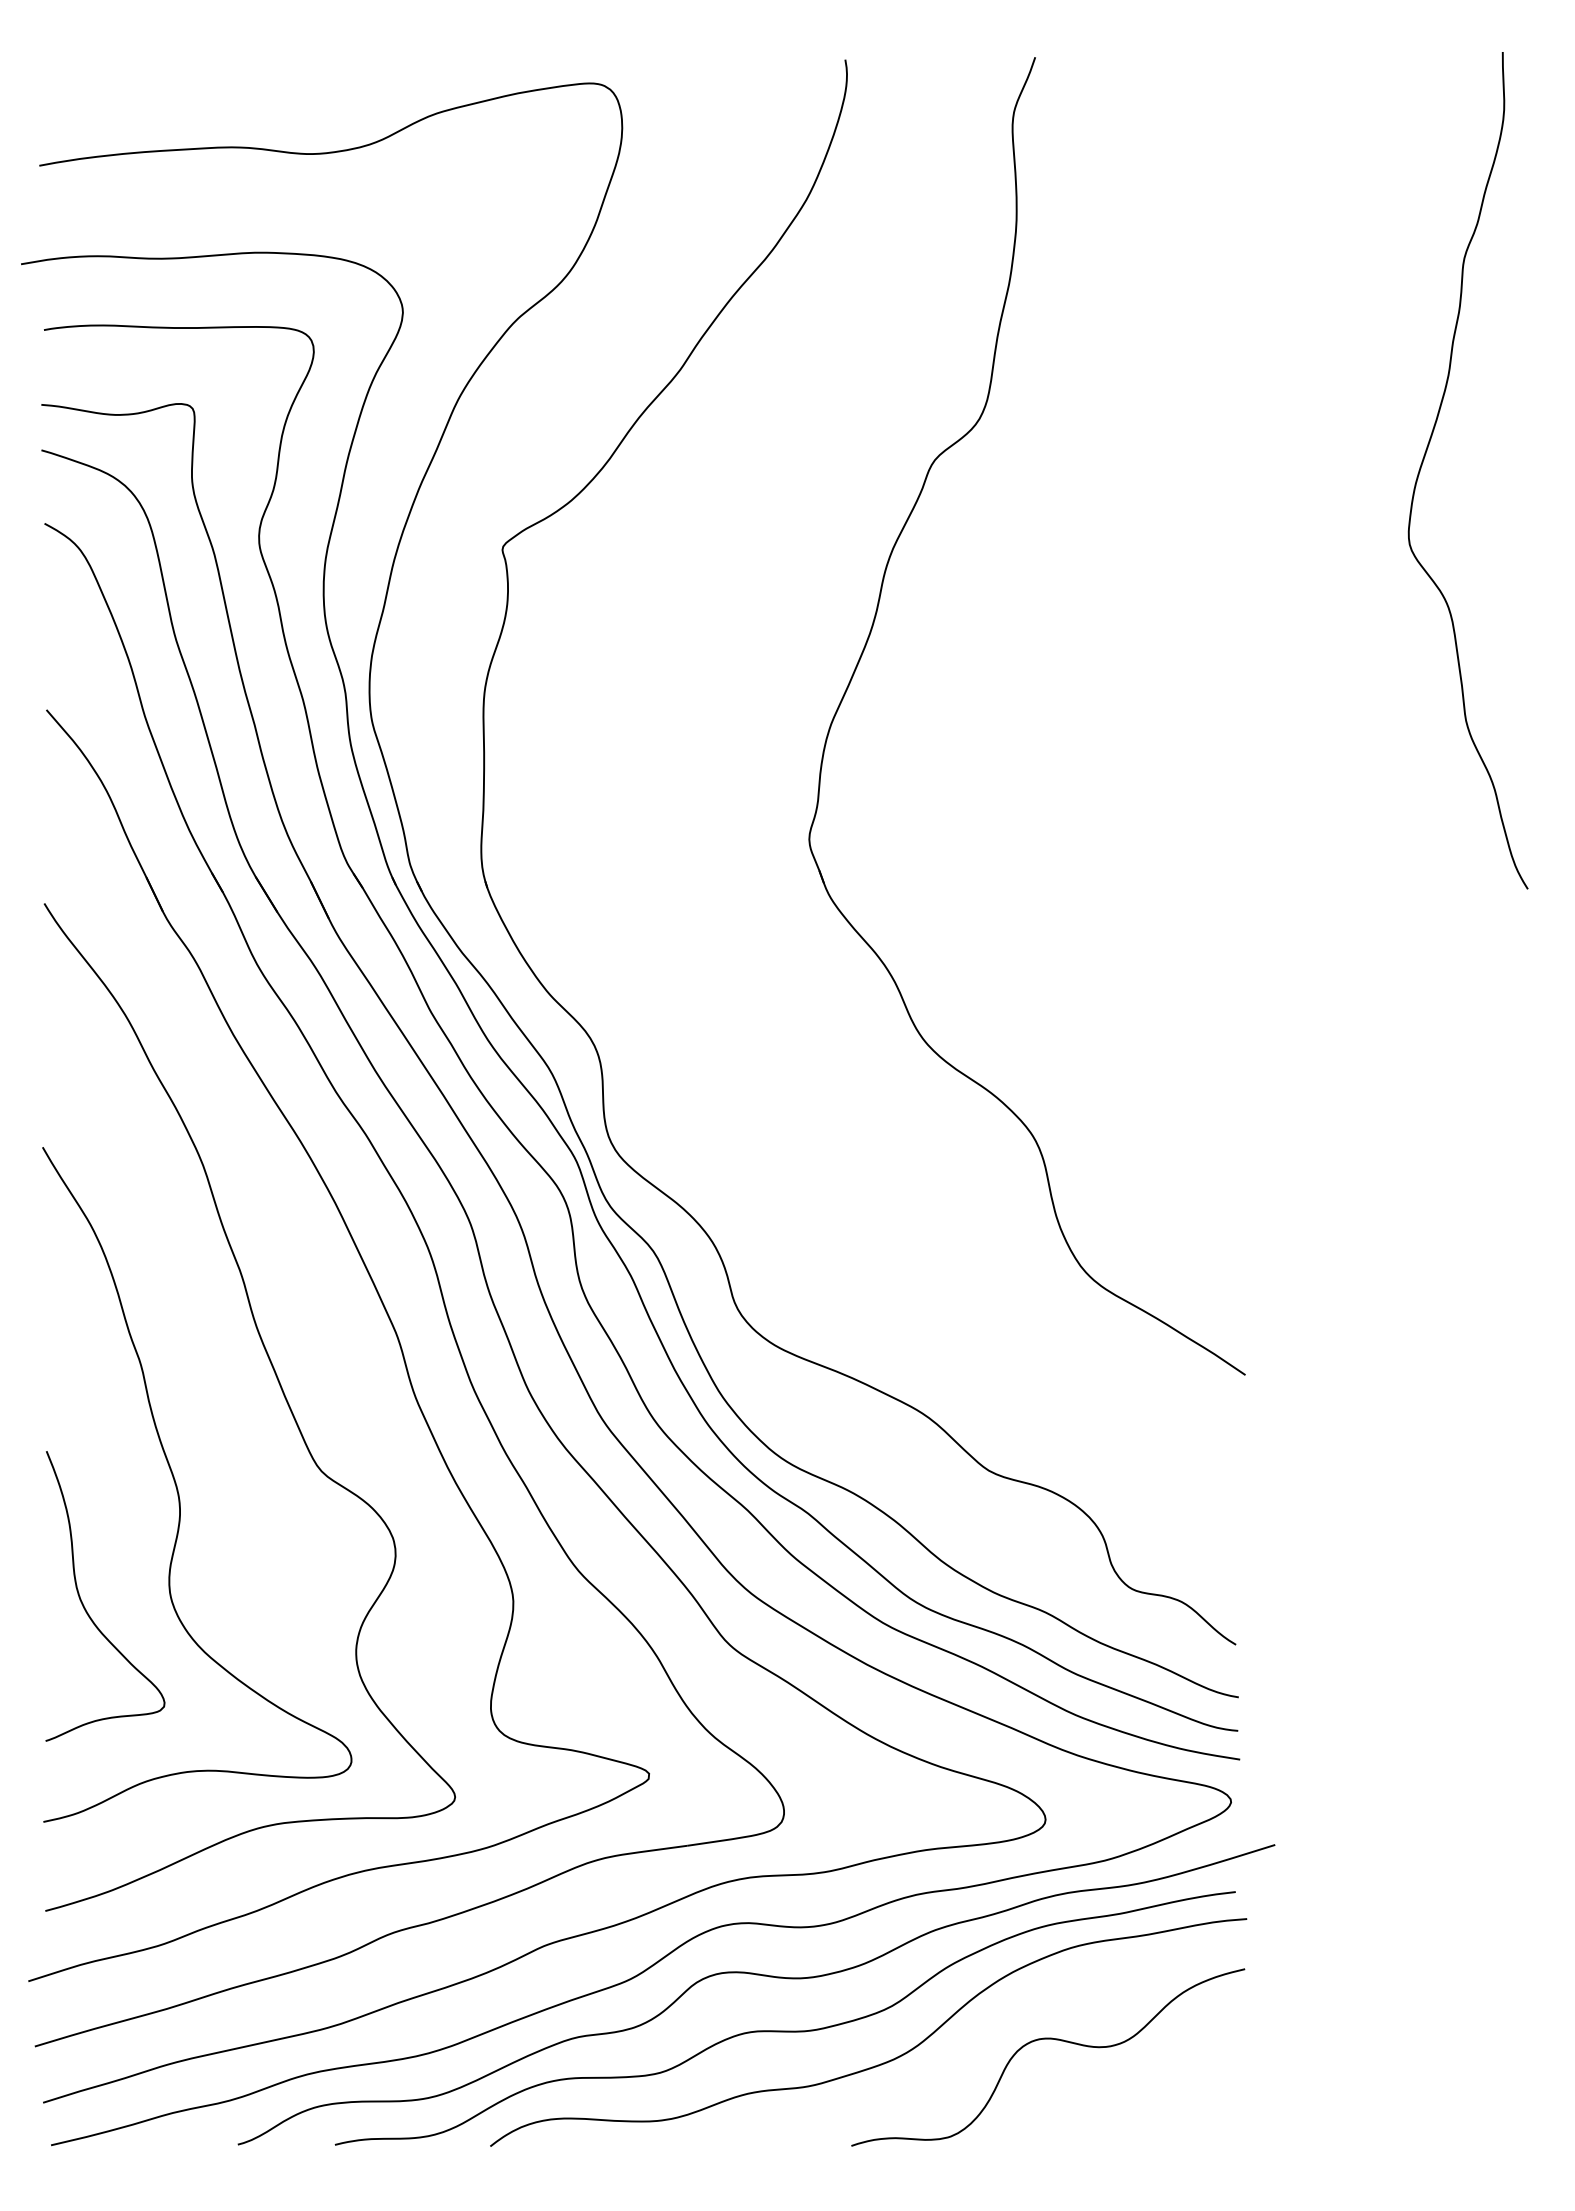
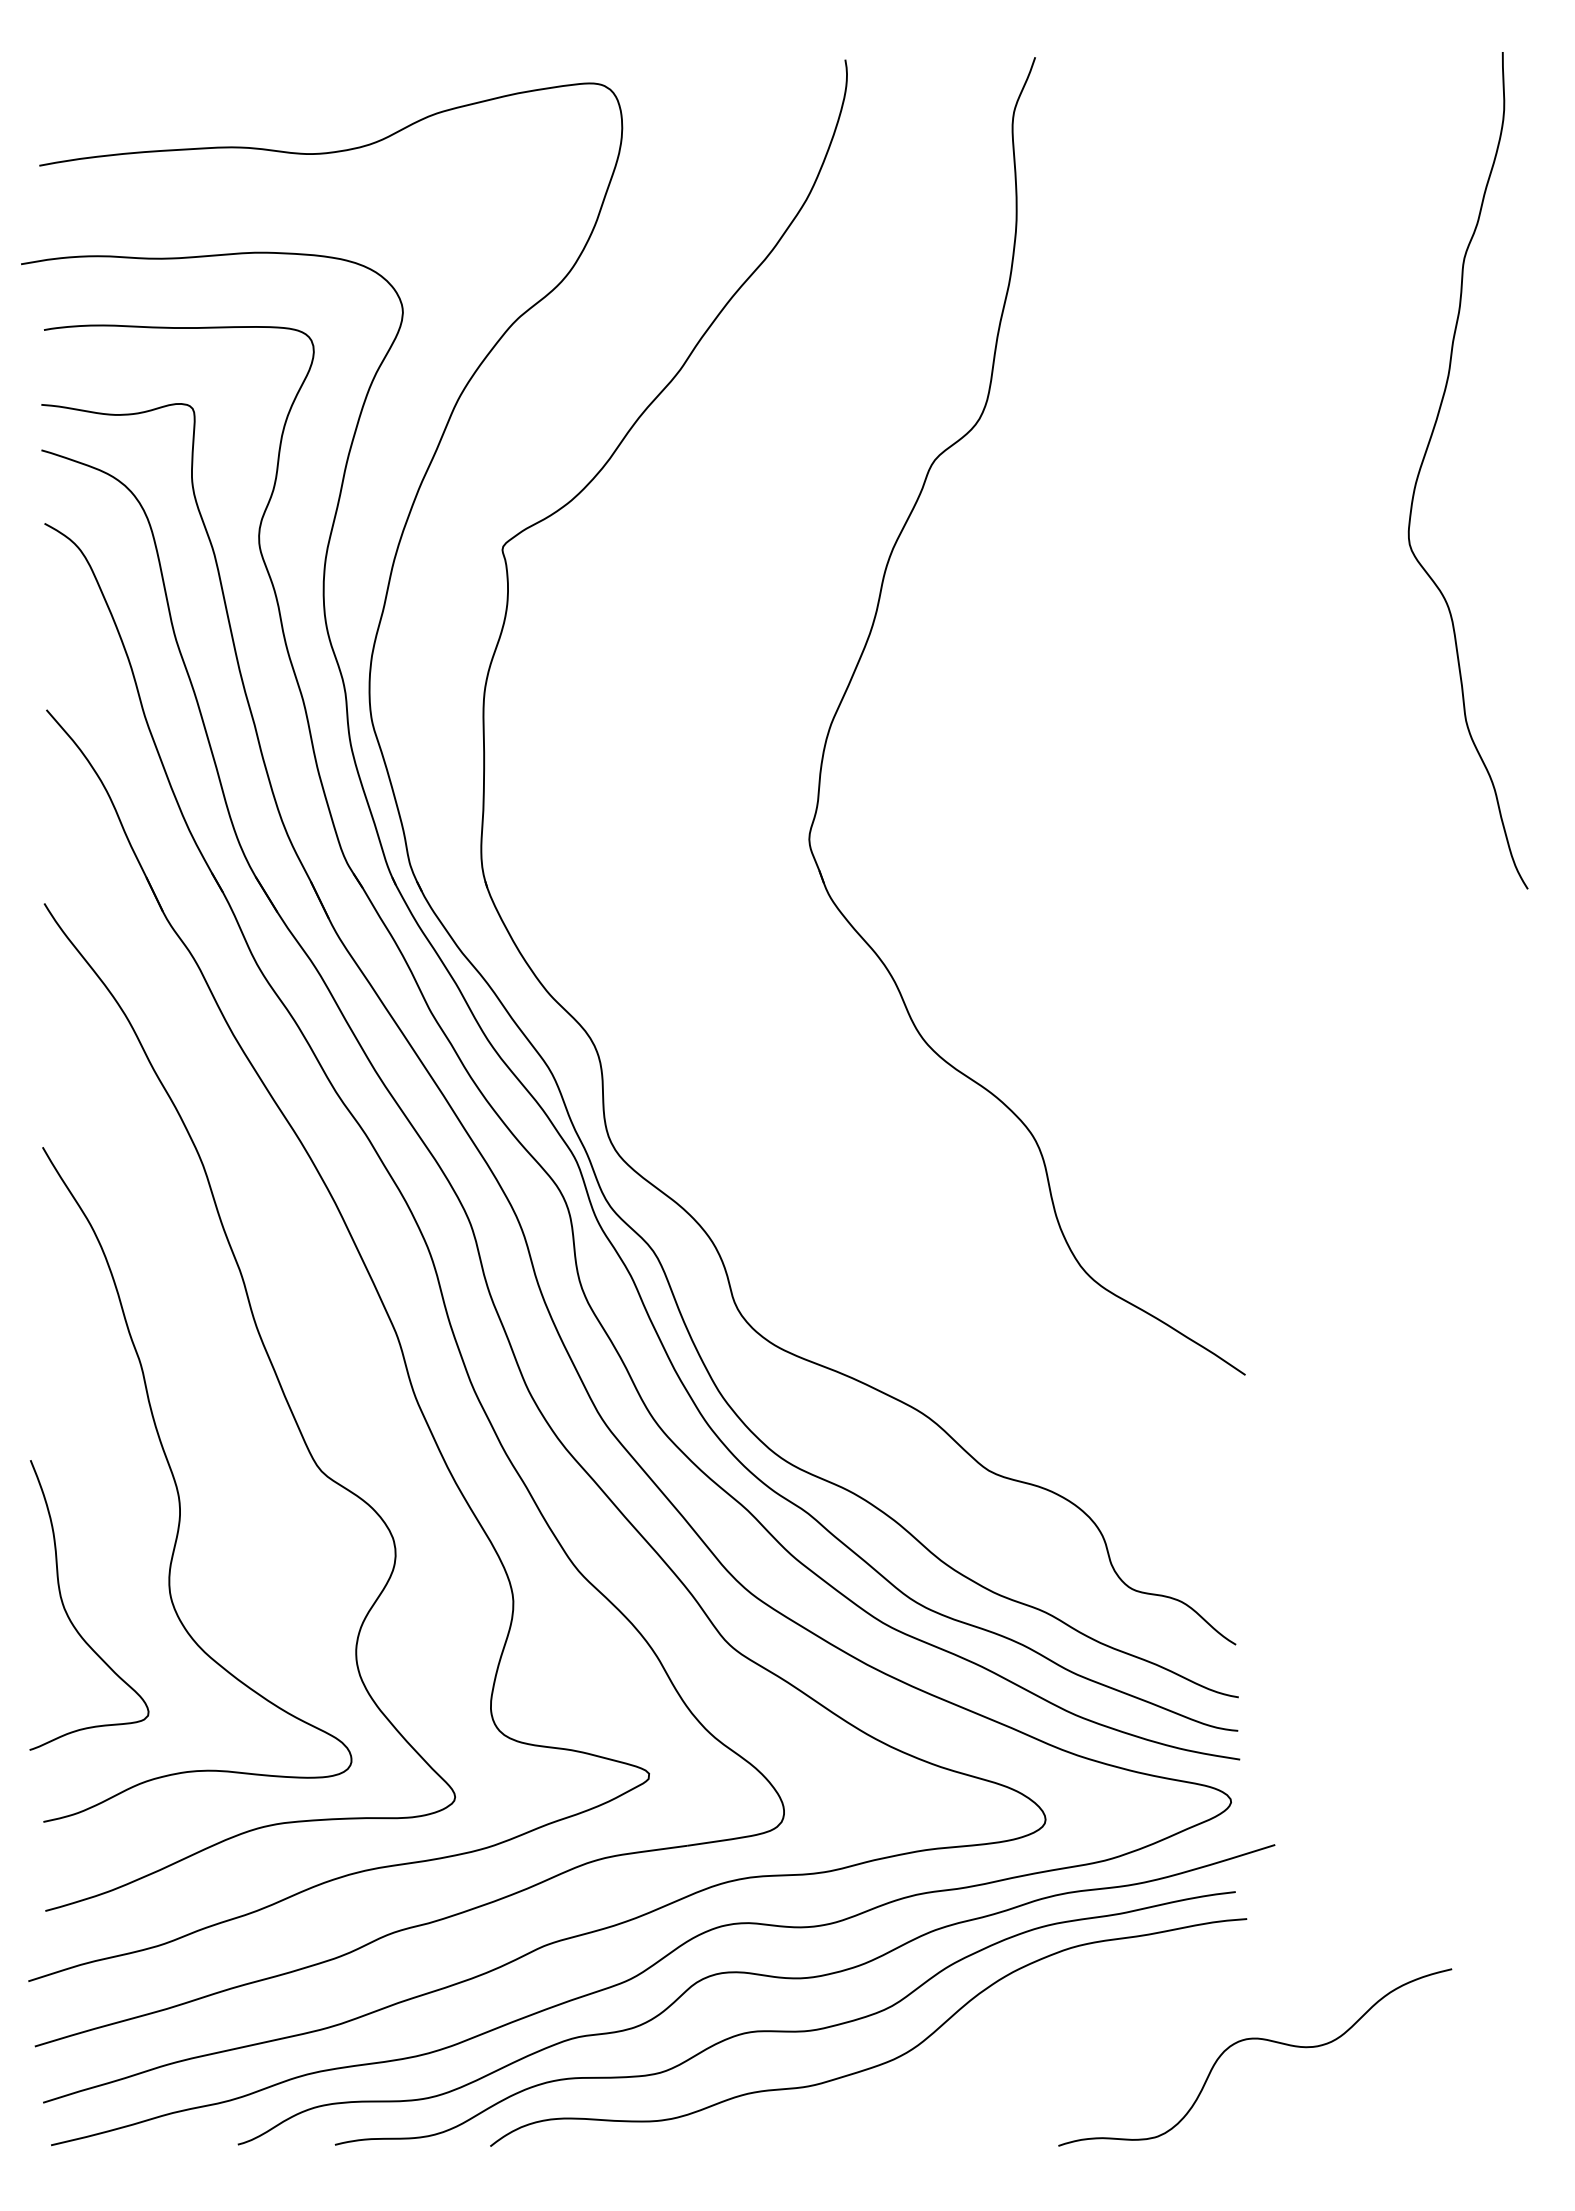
curve position: (85, 1607) -> (69, 1616) (69, 1616)
curve position: (1048, 2039) -> (1255, 2039) (1255, 2039)
